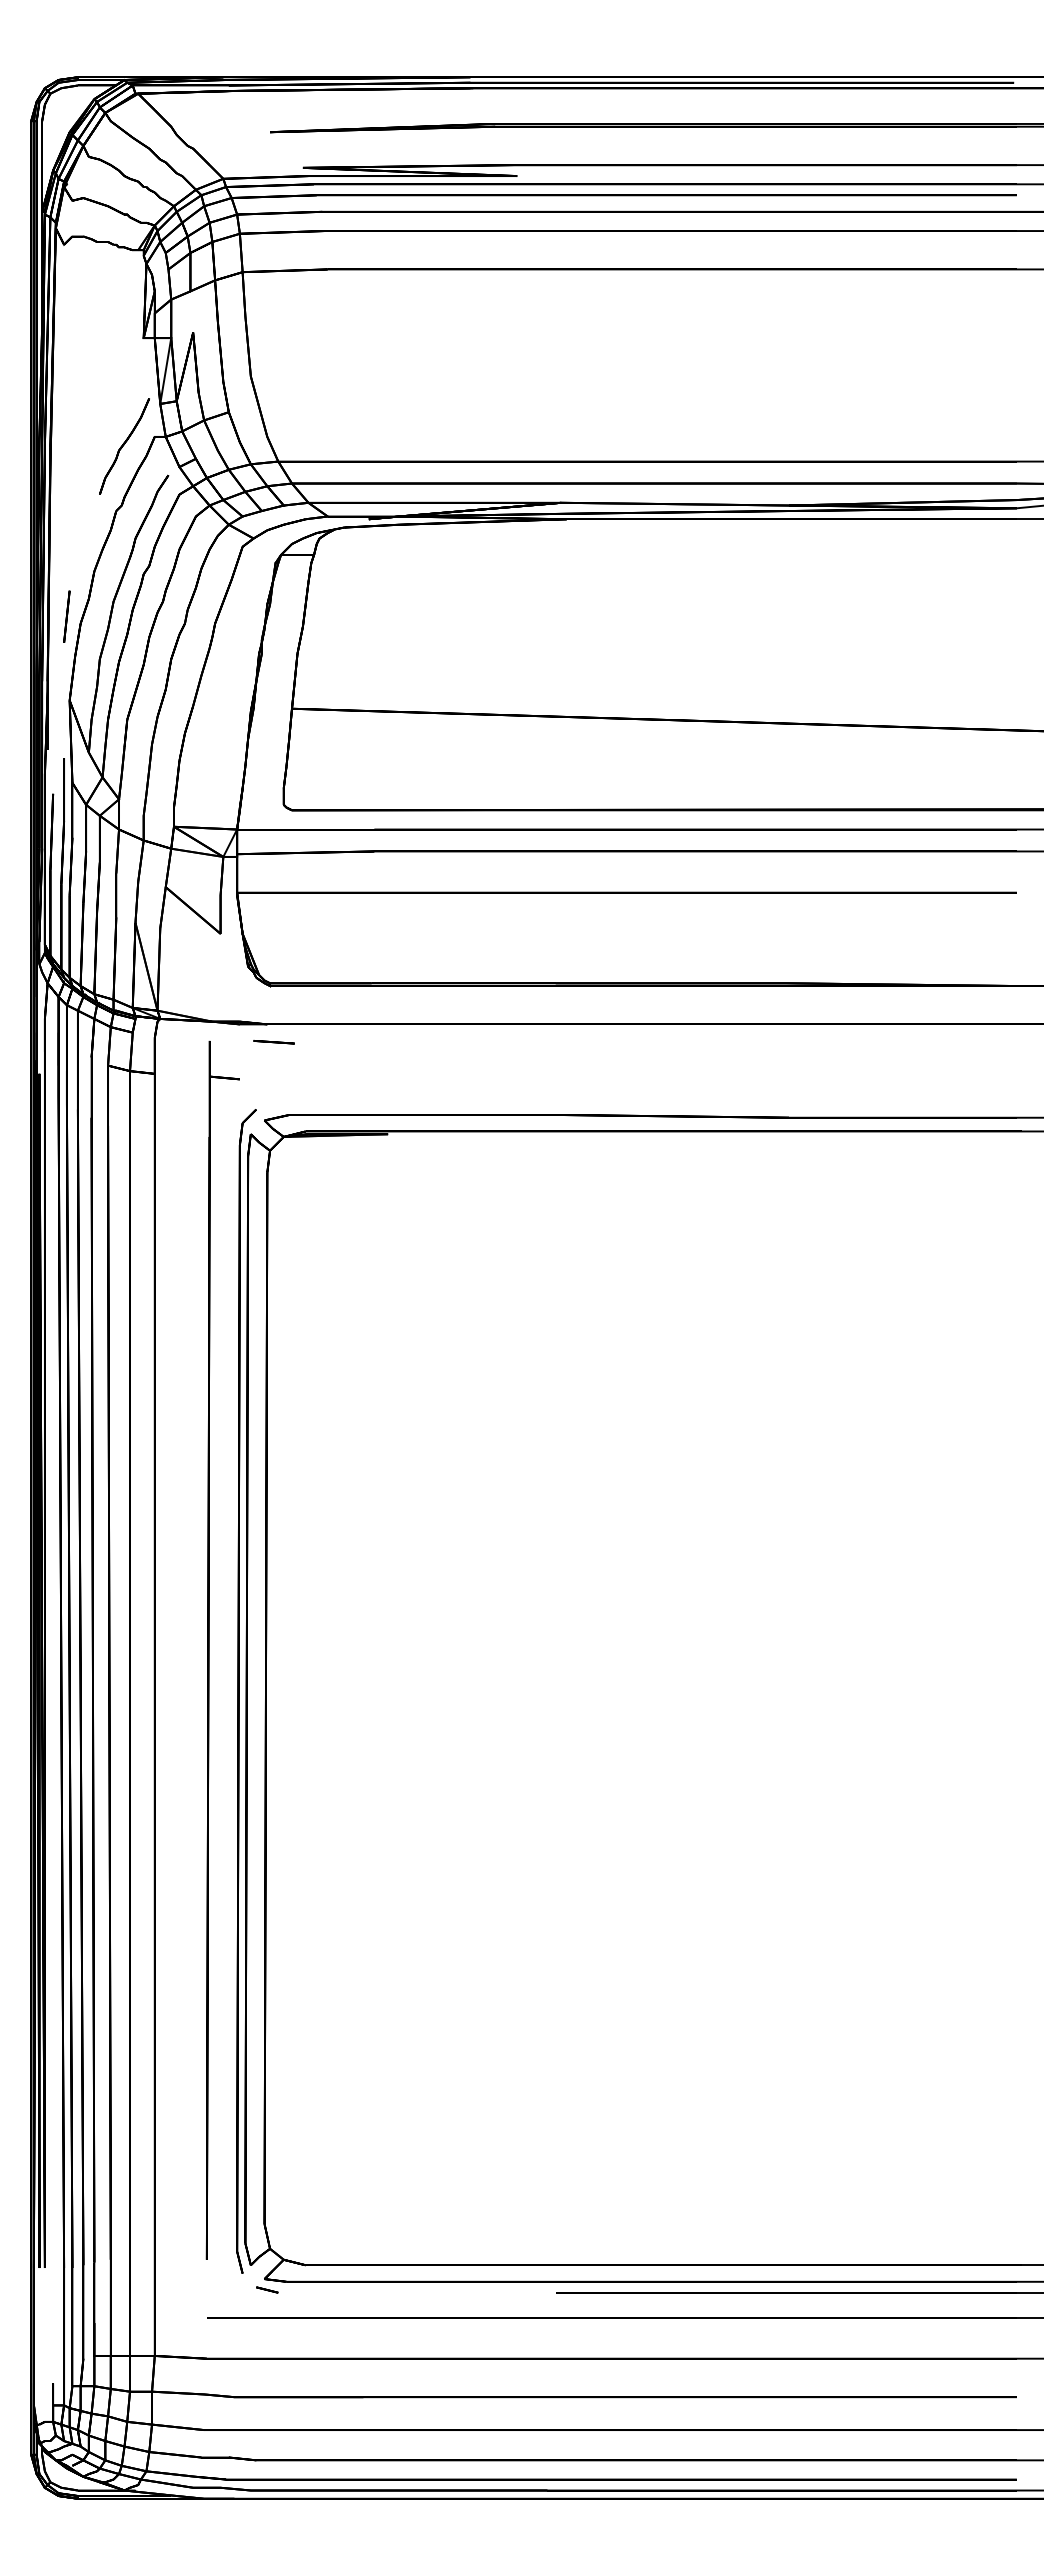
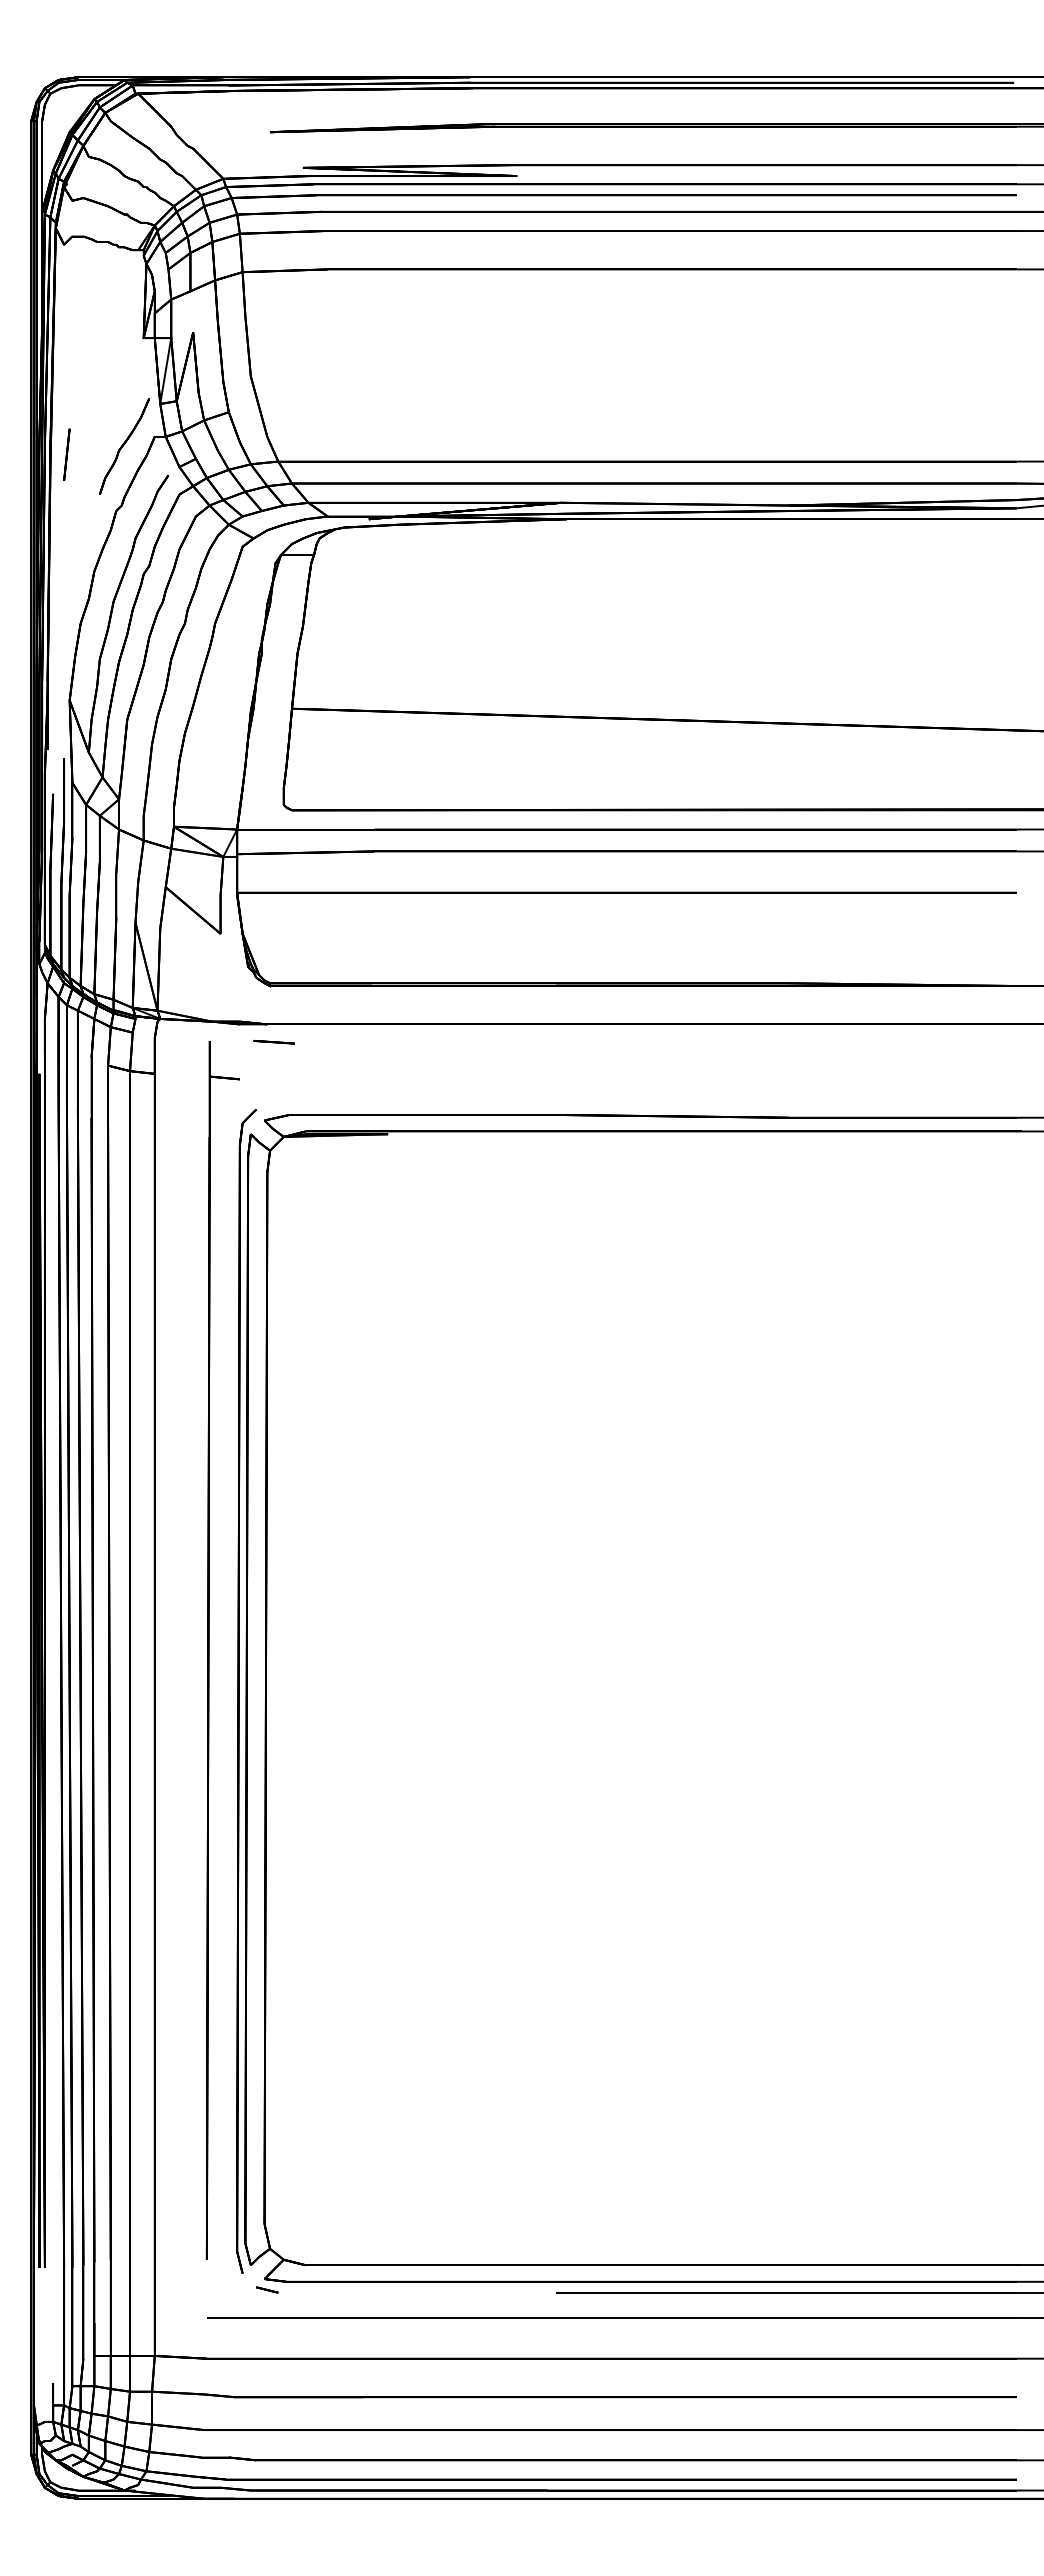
line position: (66, 616) -> (66, 454) (66, 454)
